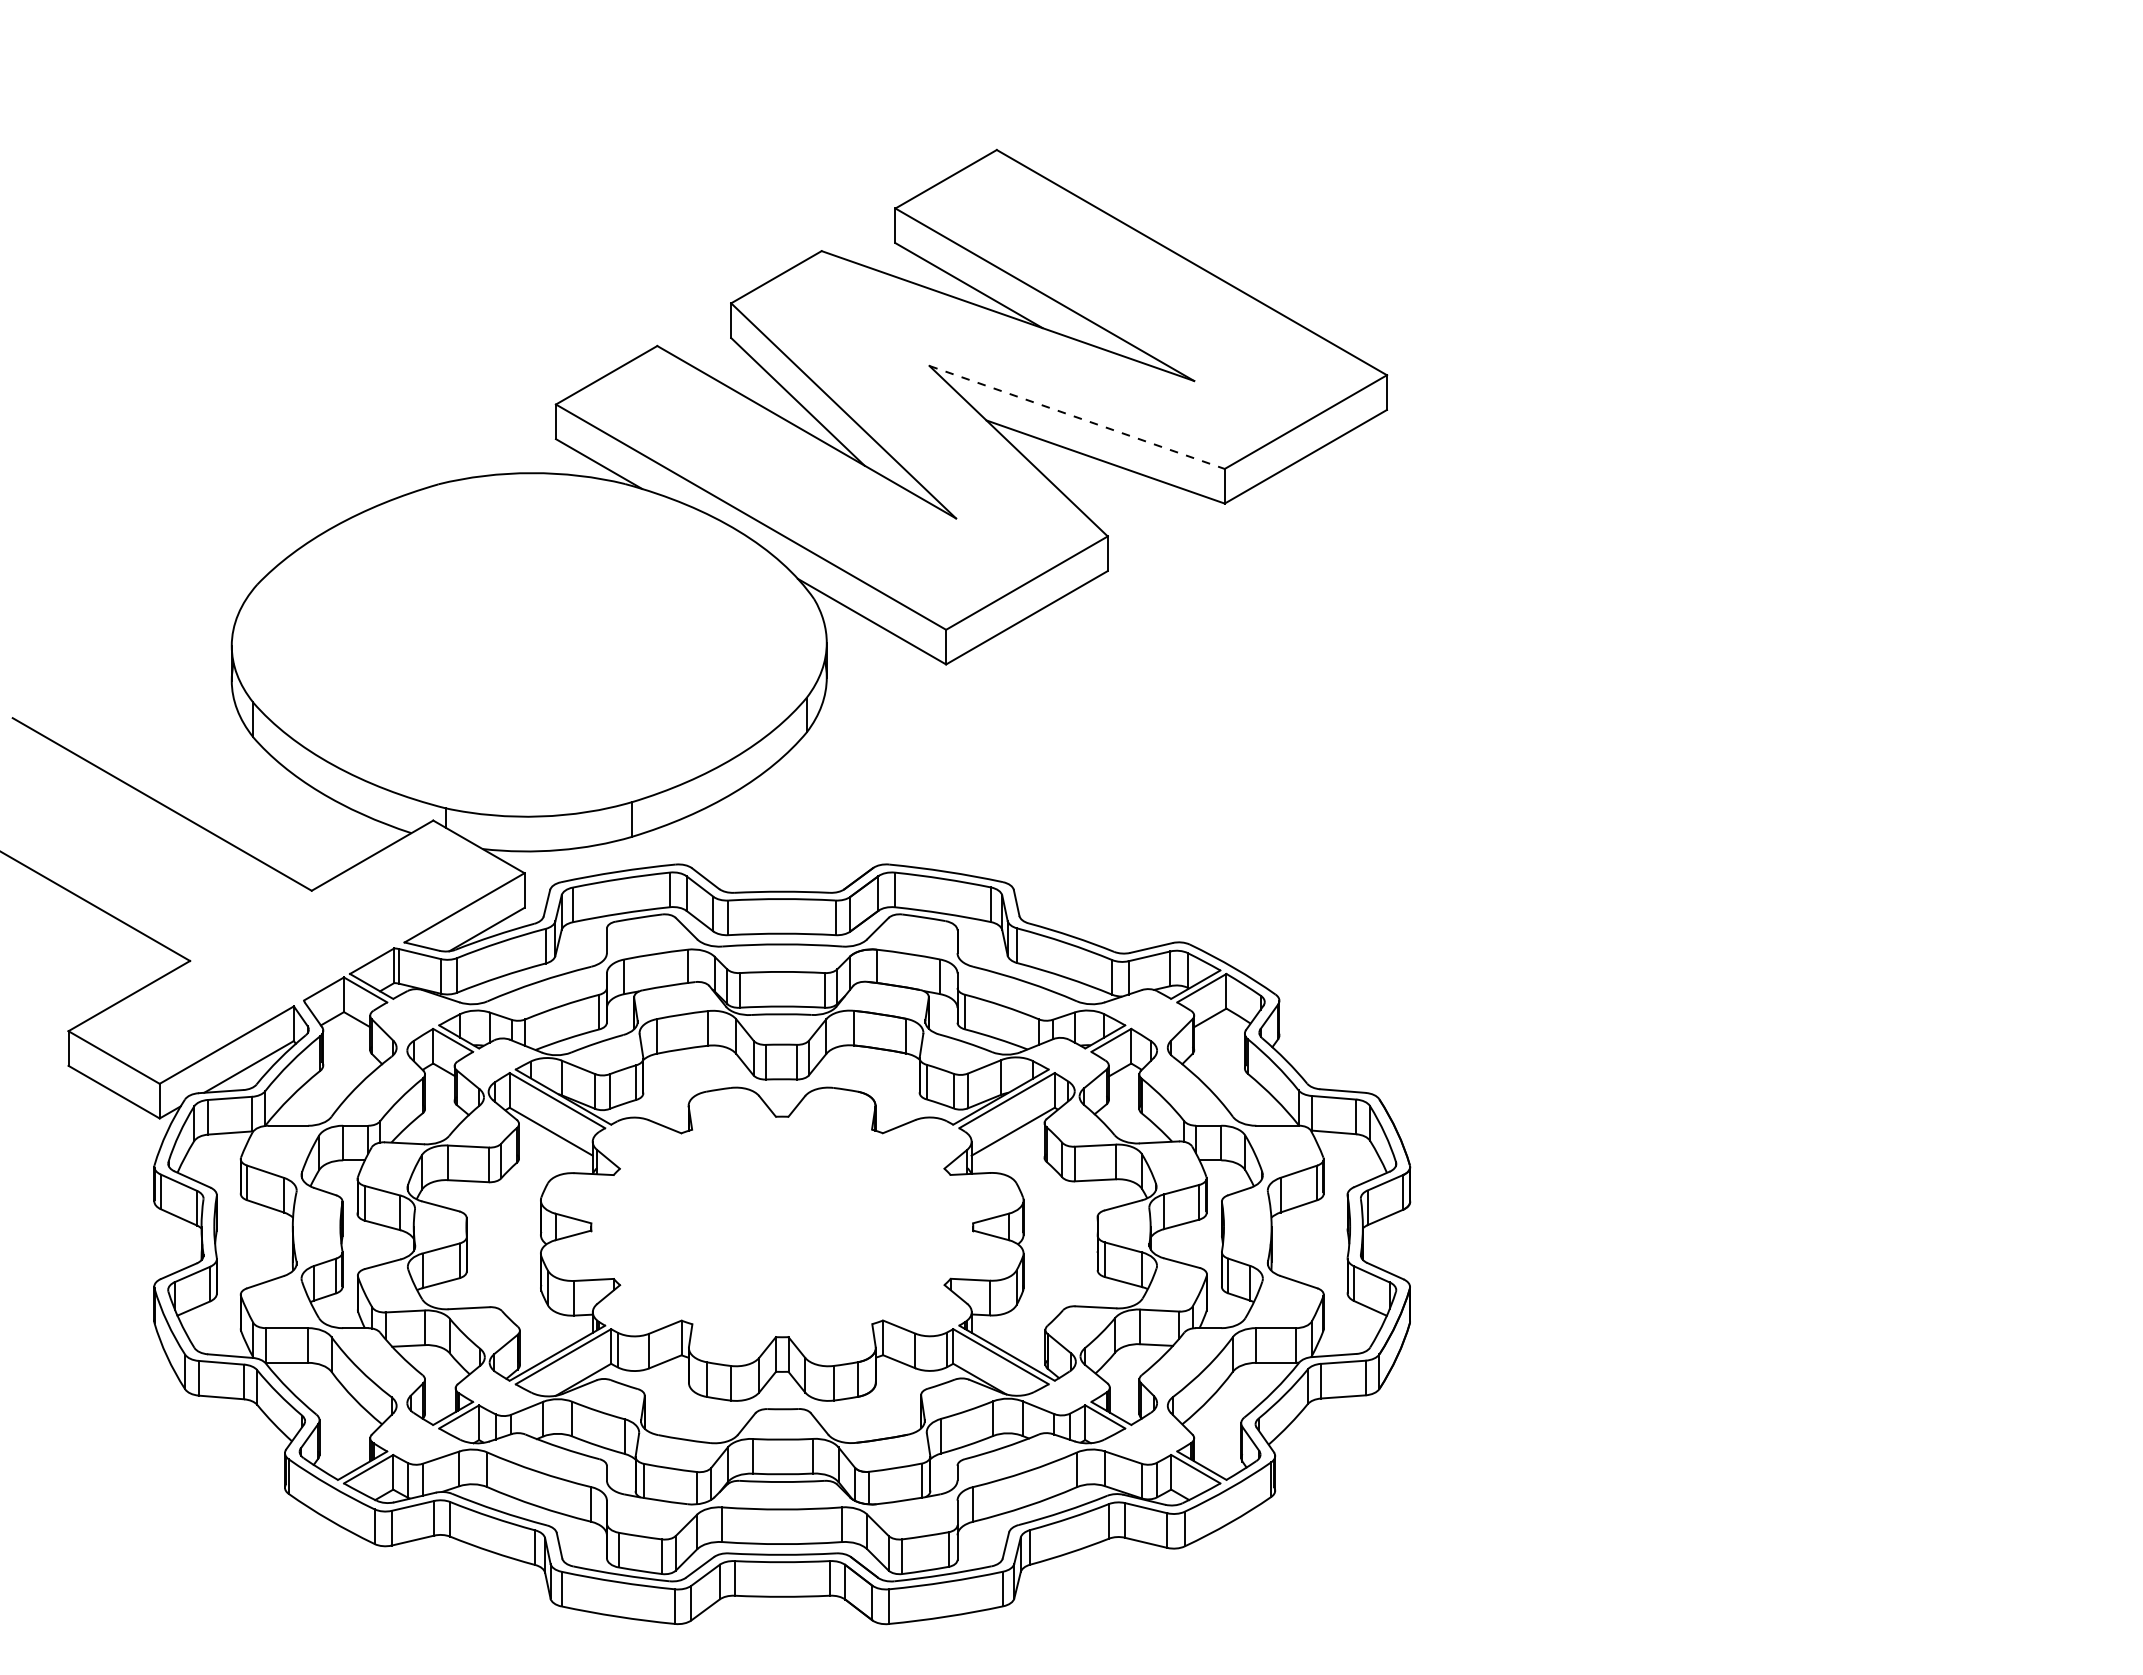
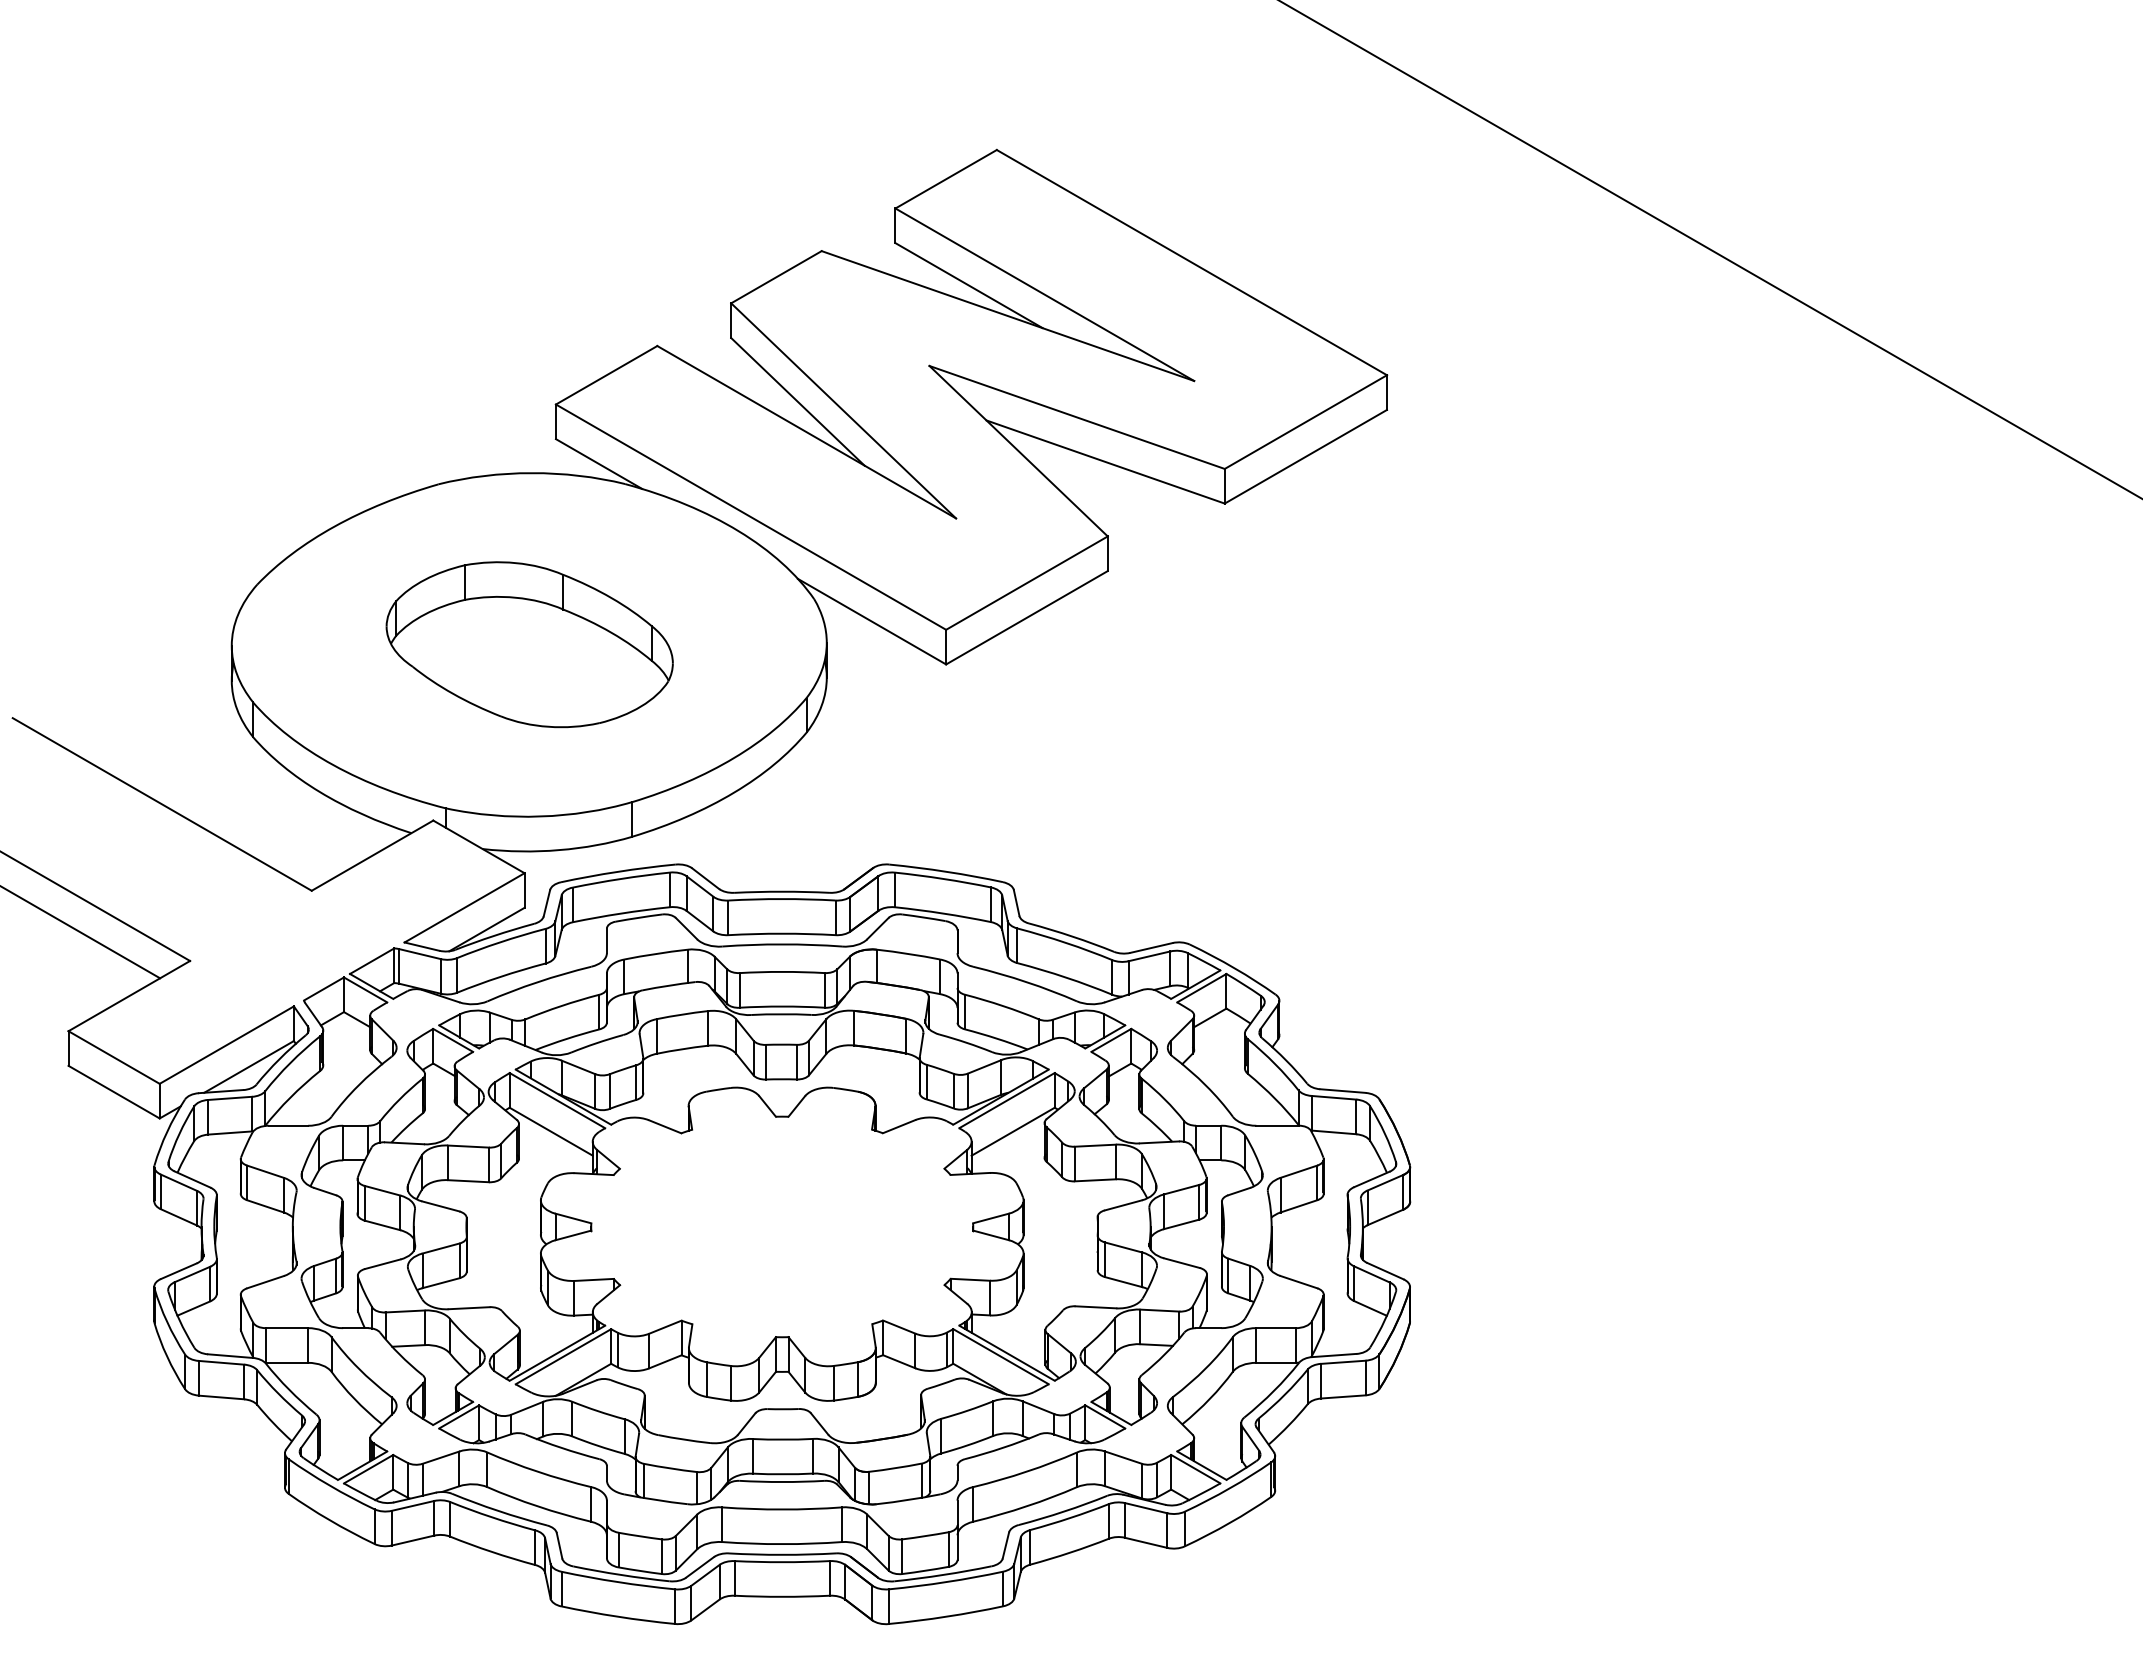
line: none -> present (1710, 249)
line: dashed -> solid (1077, 417)
part: none -> present (529, 644)
line: none -> present (81, 932)
